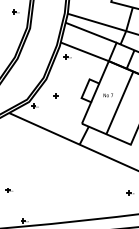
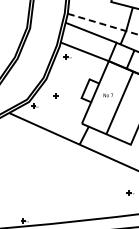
part: present -> none (15, 11)
line: solid -> dashed (103, 24)
part: present -> none (9, 190)
